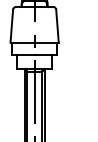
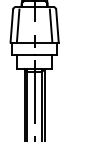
line: none -> present (17, 25)
line: none -> present (50, 25)
